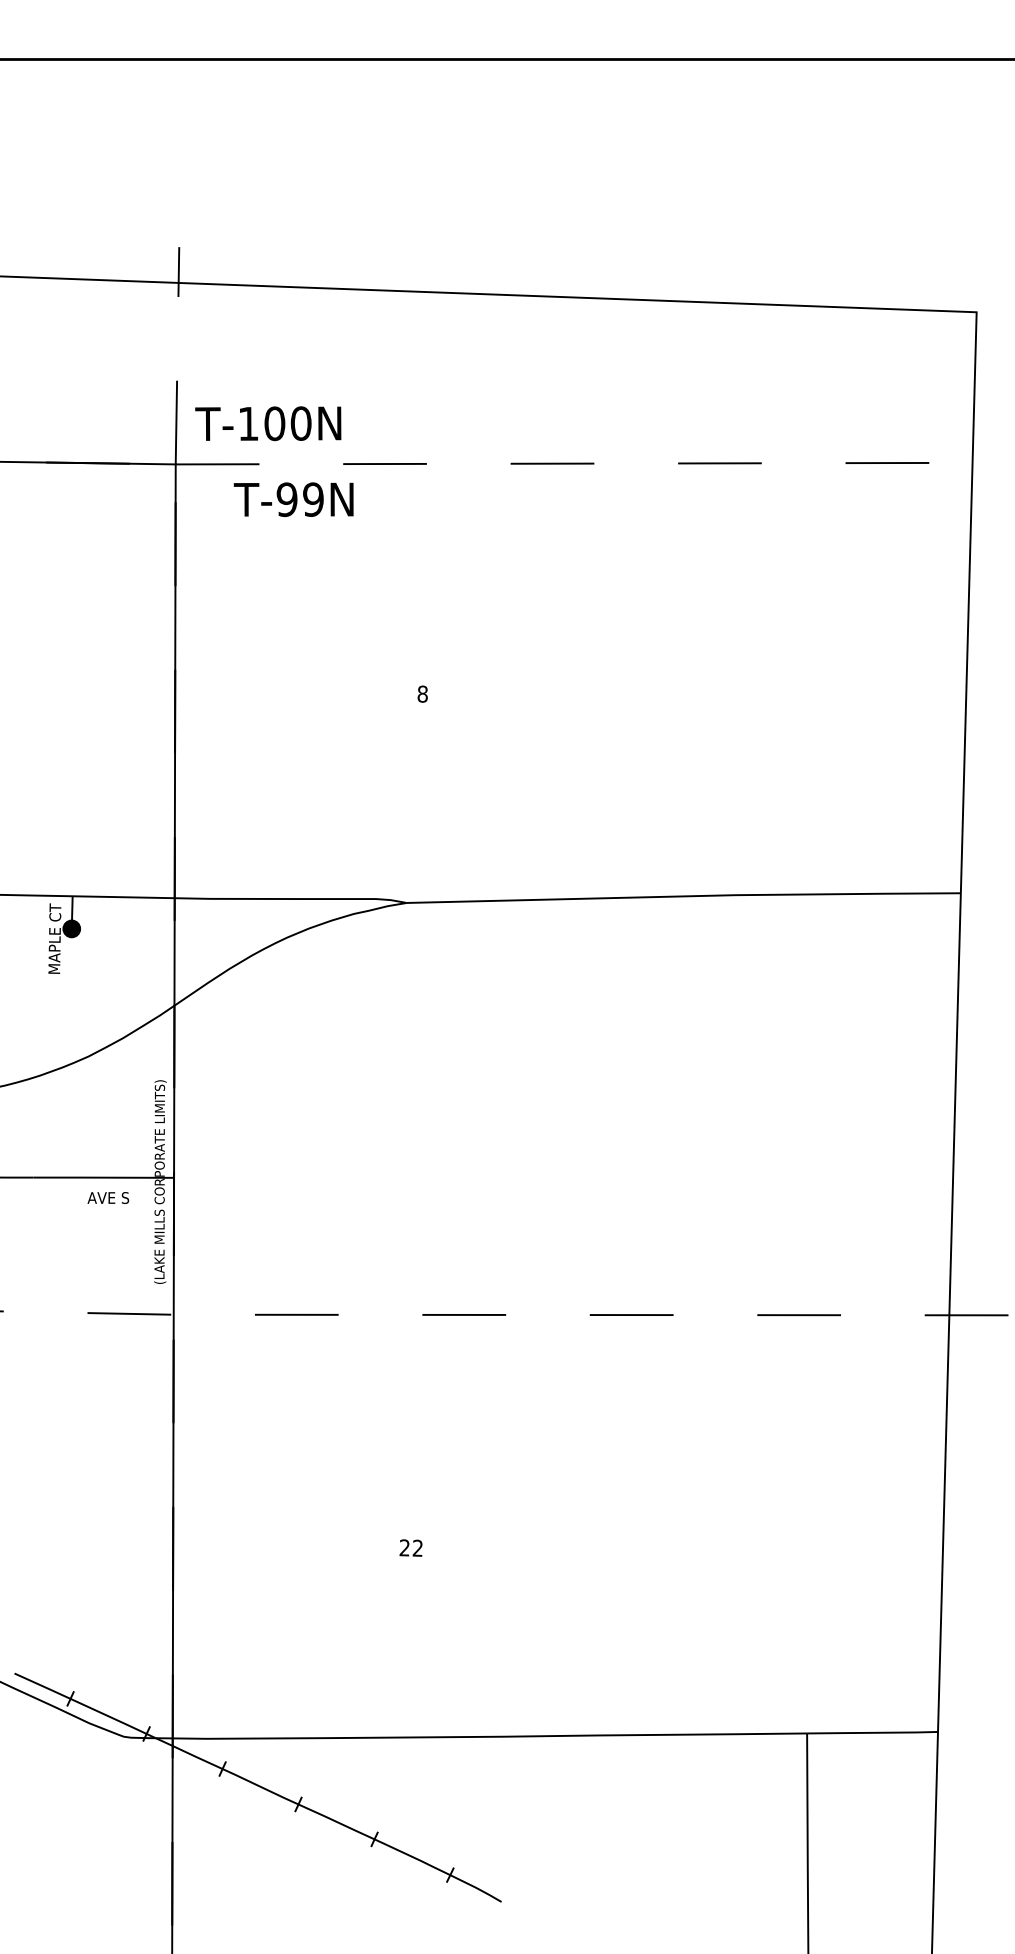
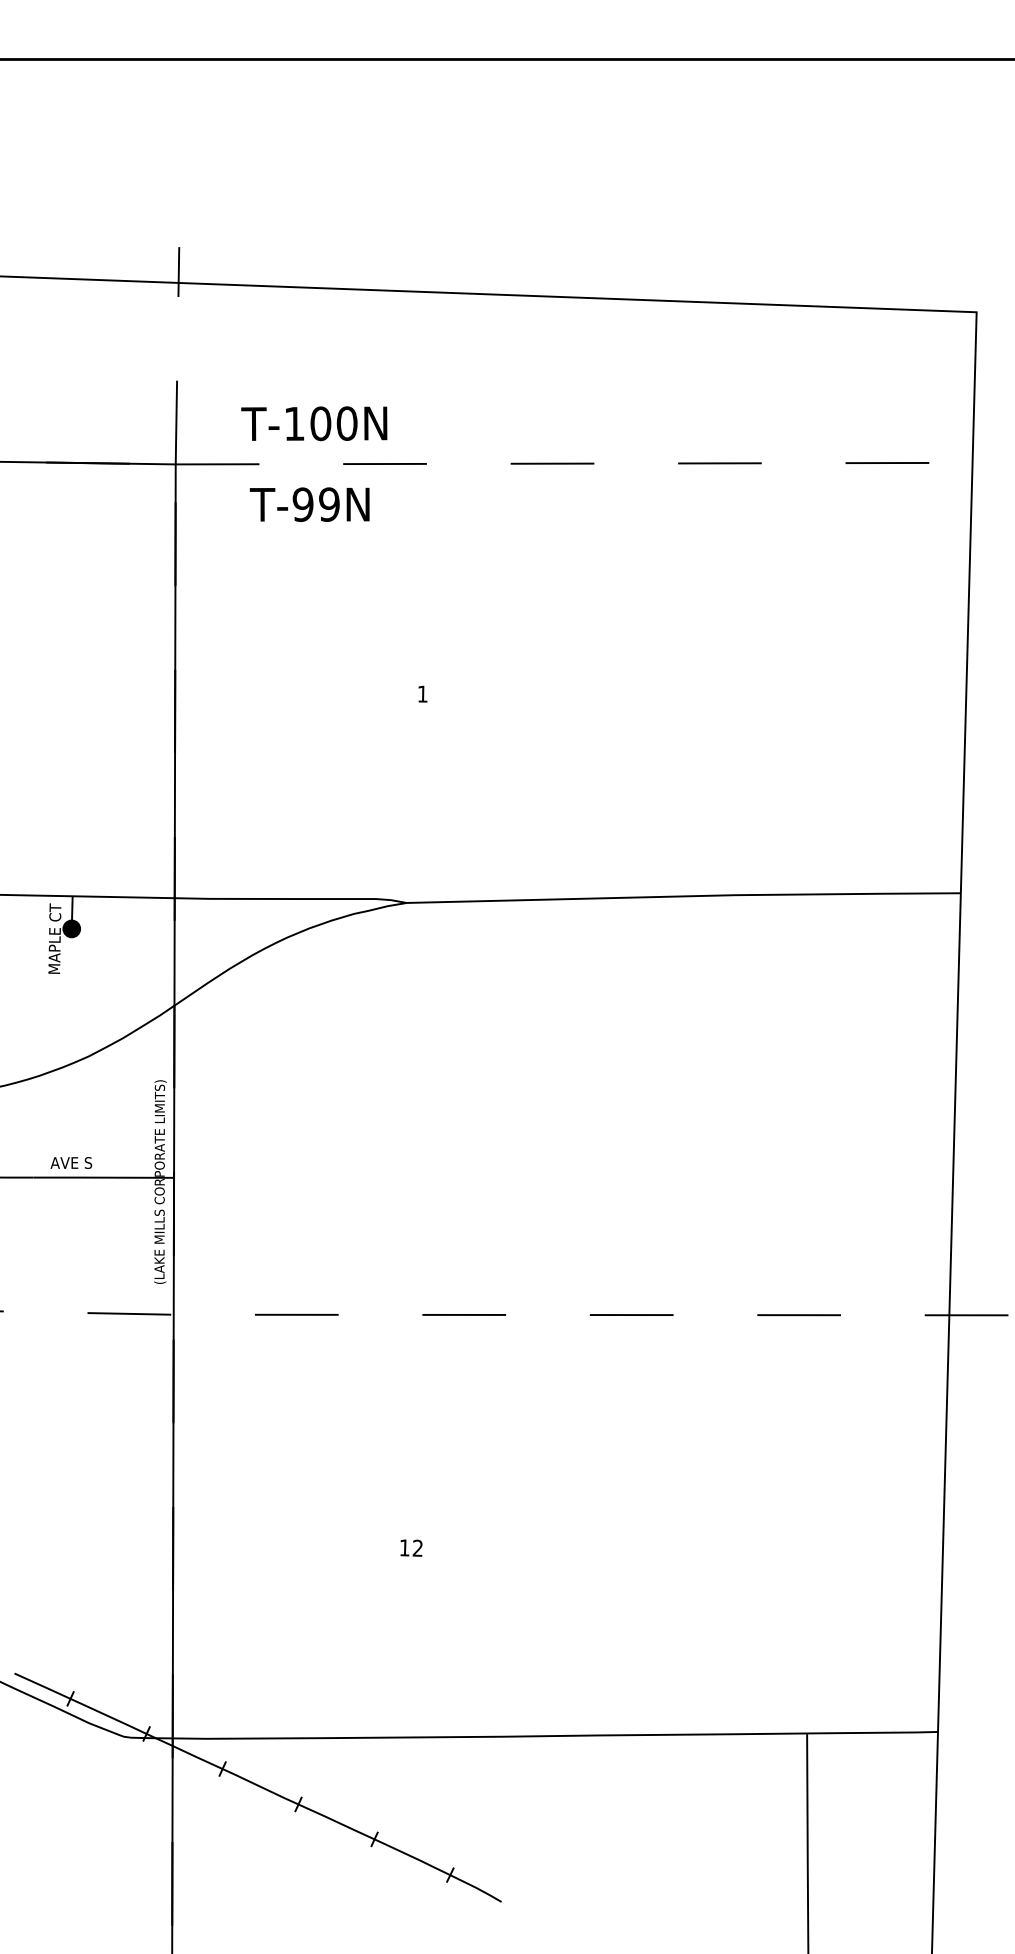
text position: (268, 423) -> (314, 423) (314, 423)
text position: (293, 499) -> (309, 504) (309, 504)
text: 8 -> 1 (422, 693)
text position: (108, 1197) -> (71, 1162) (71, 1162)
text: 22 -> 12 (404, 1547)
